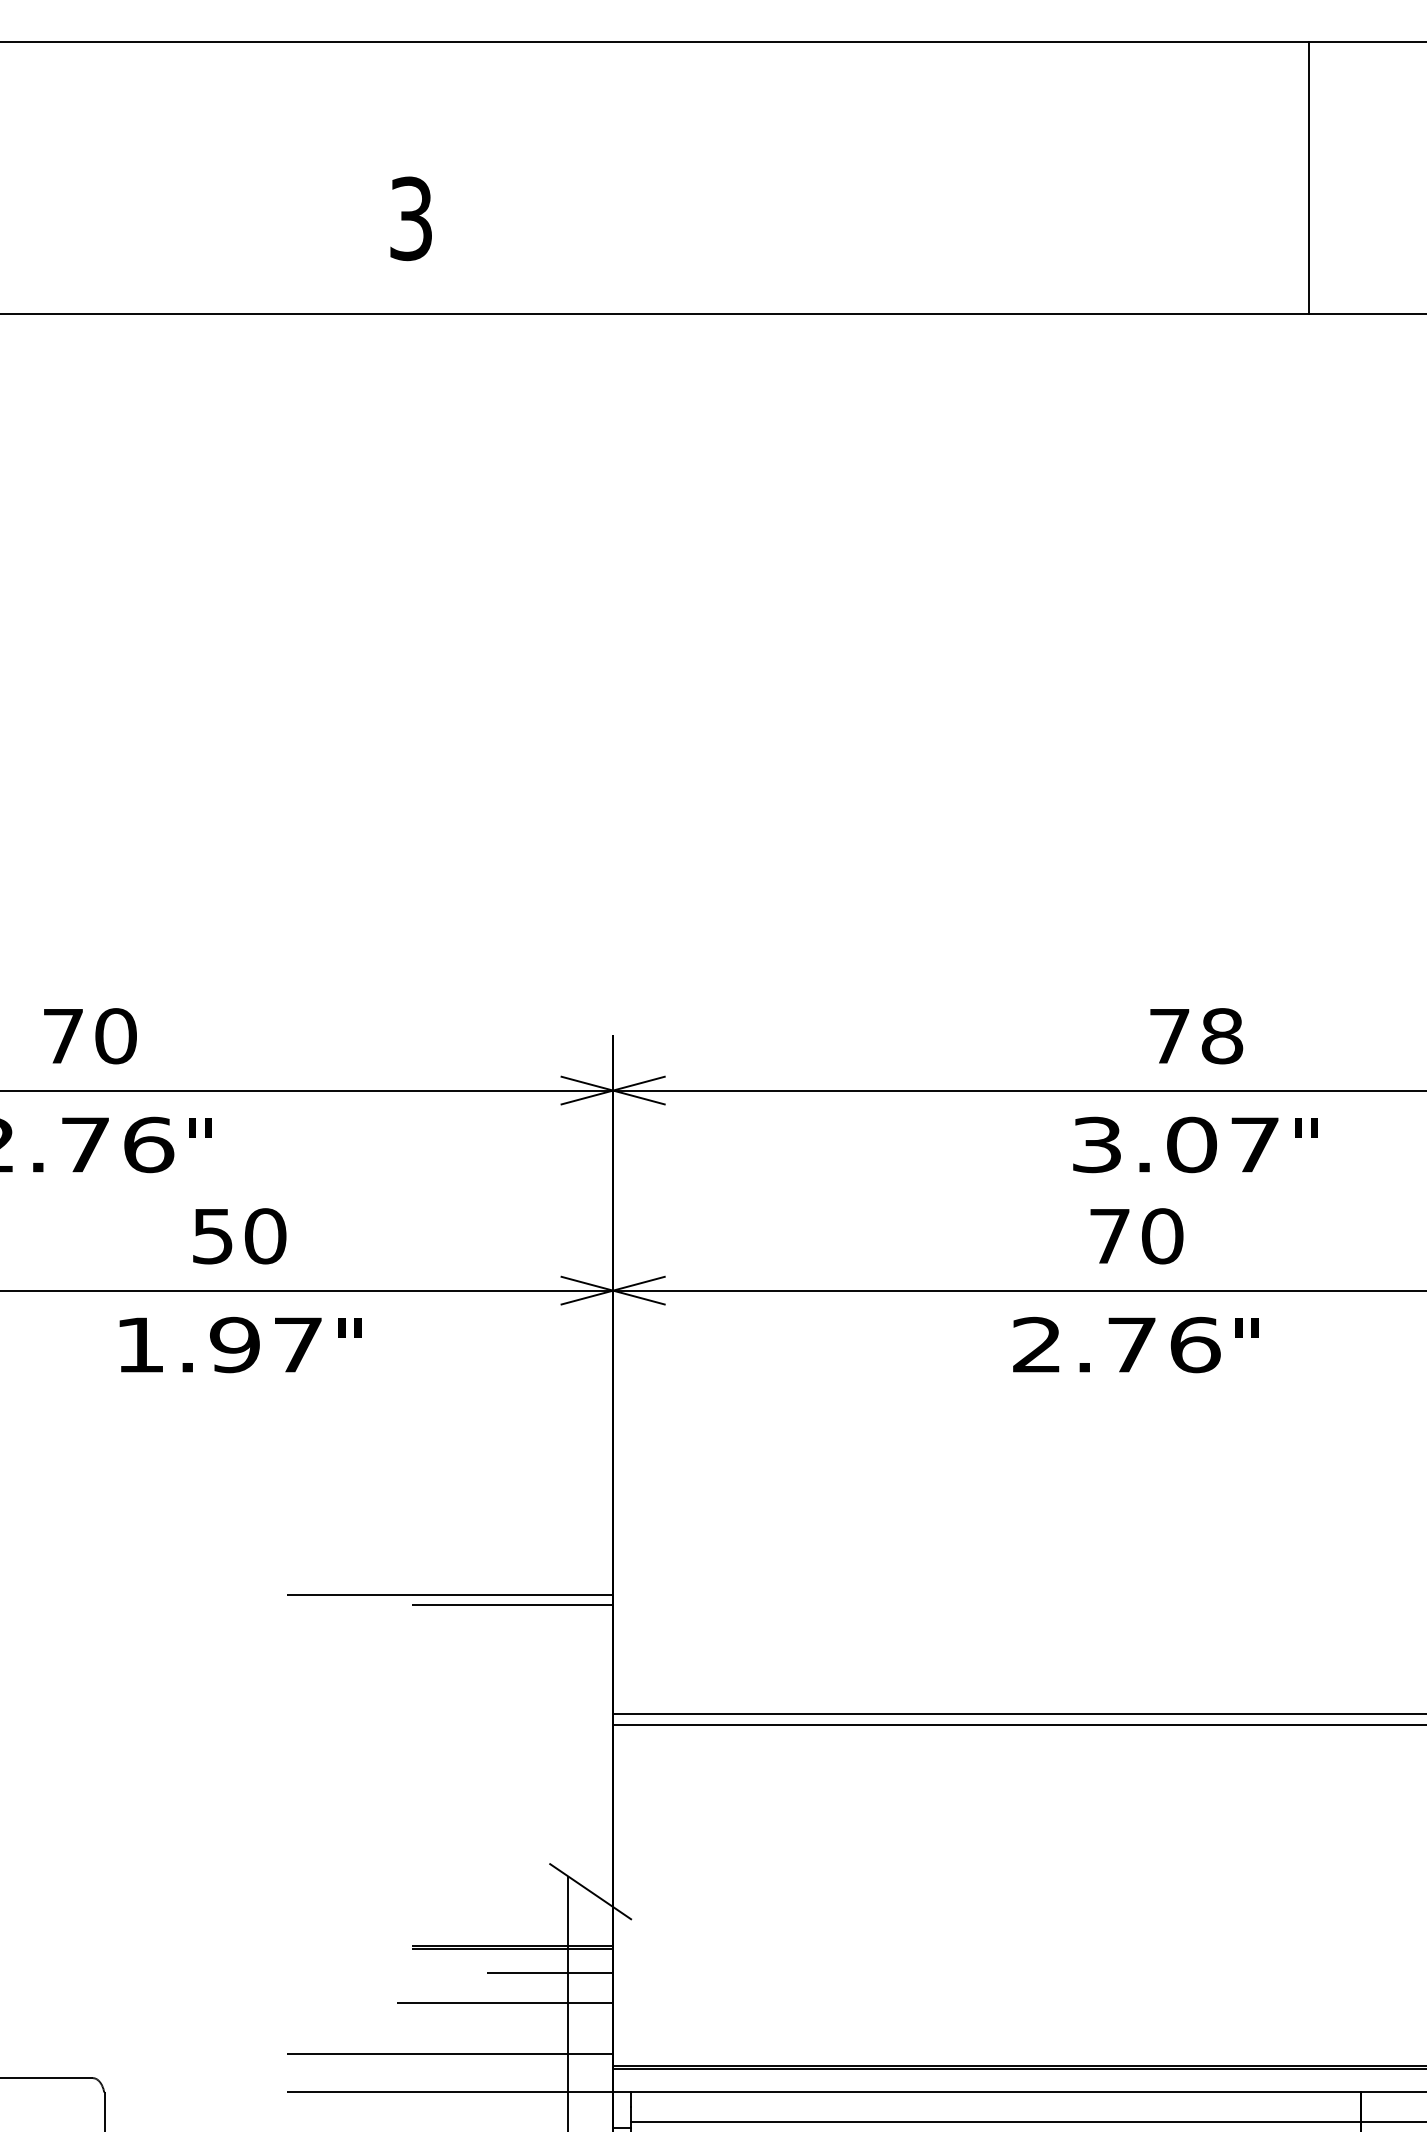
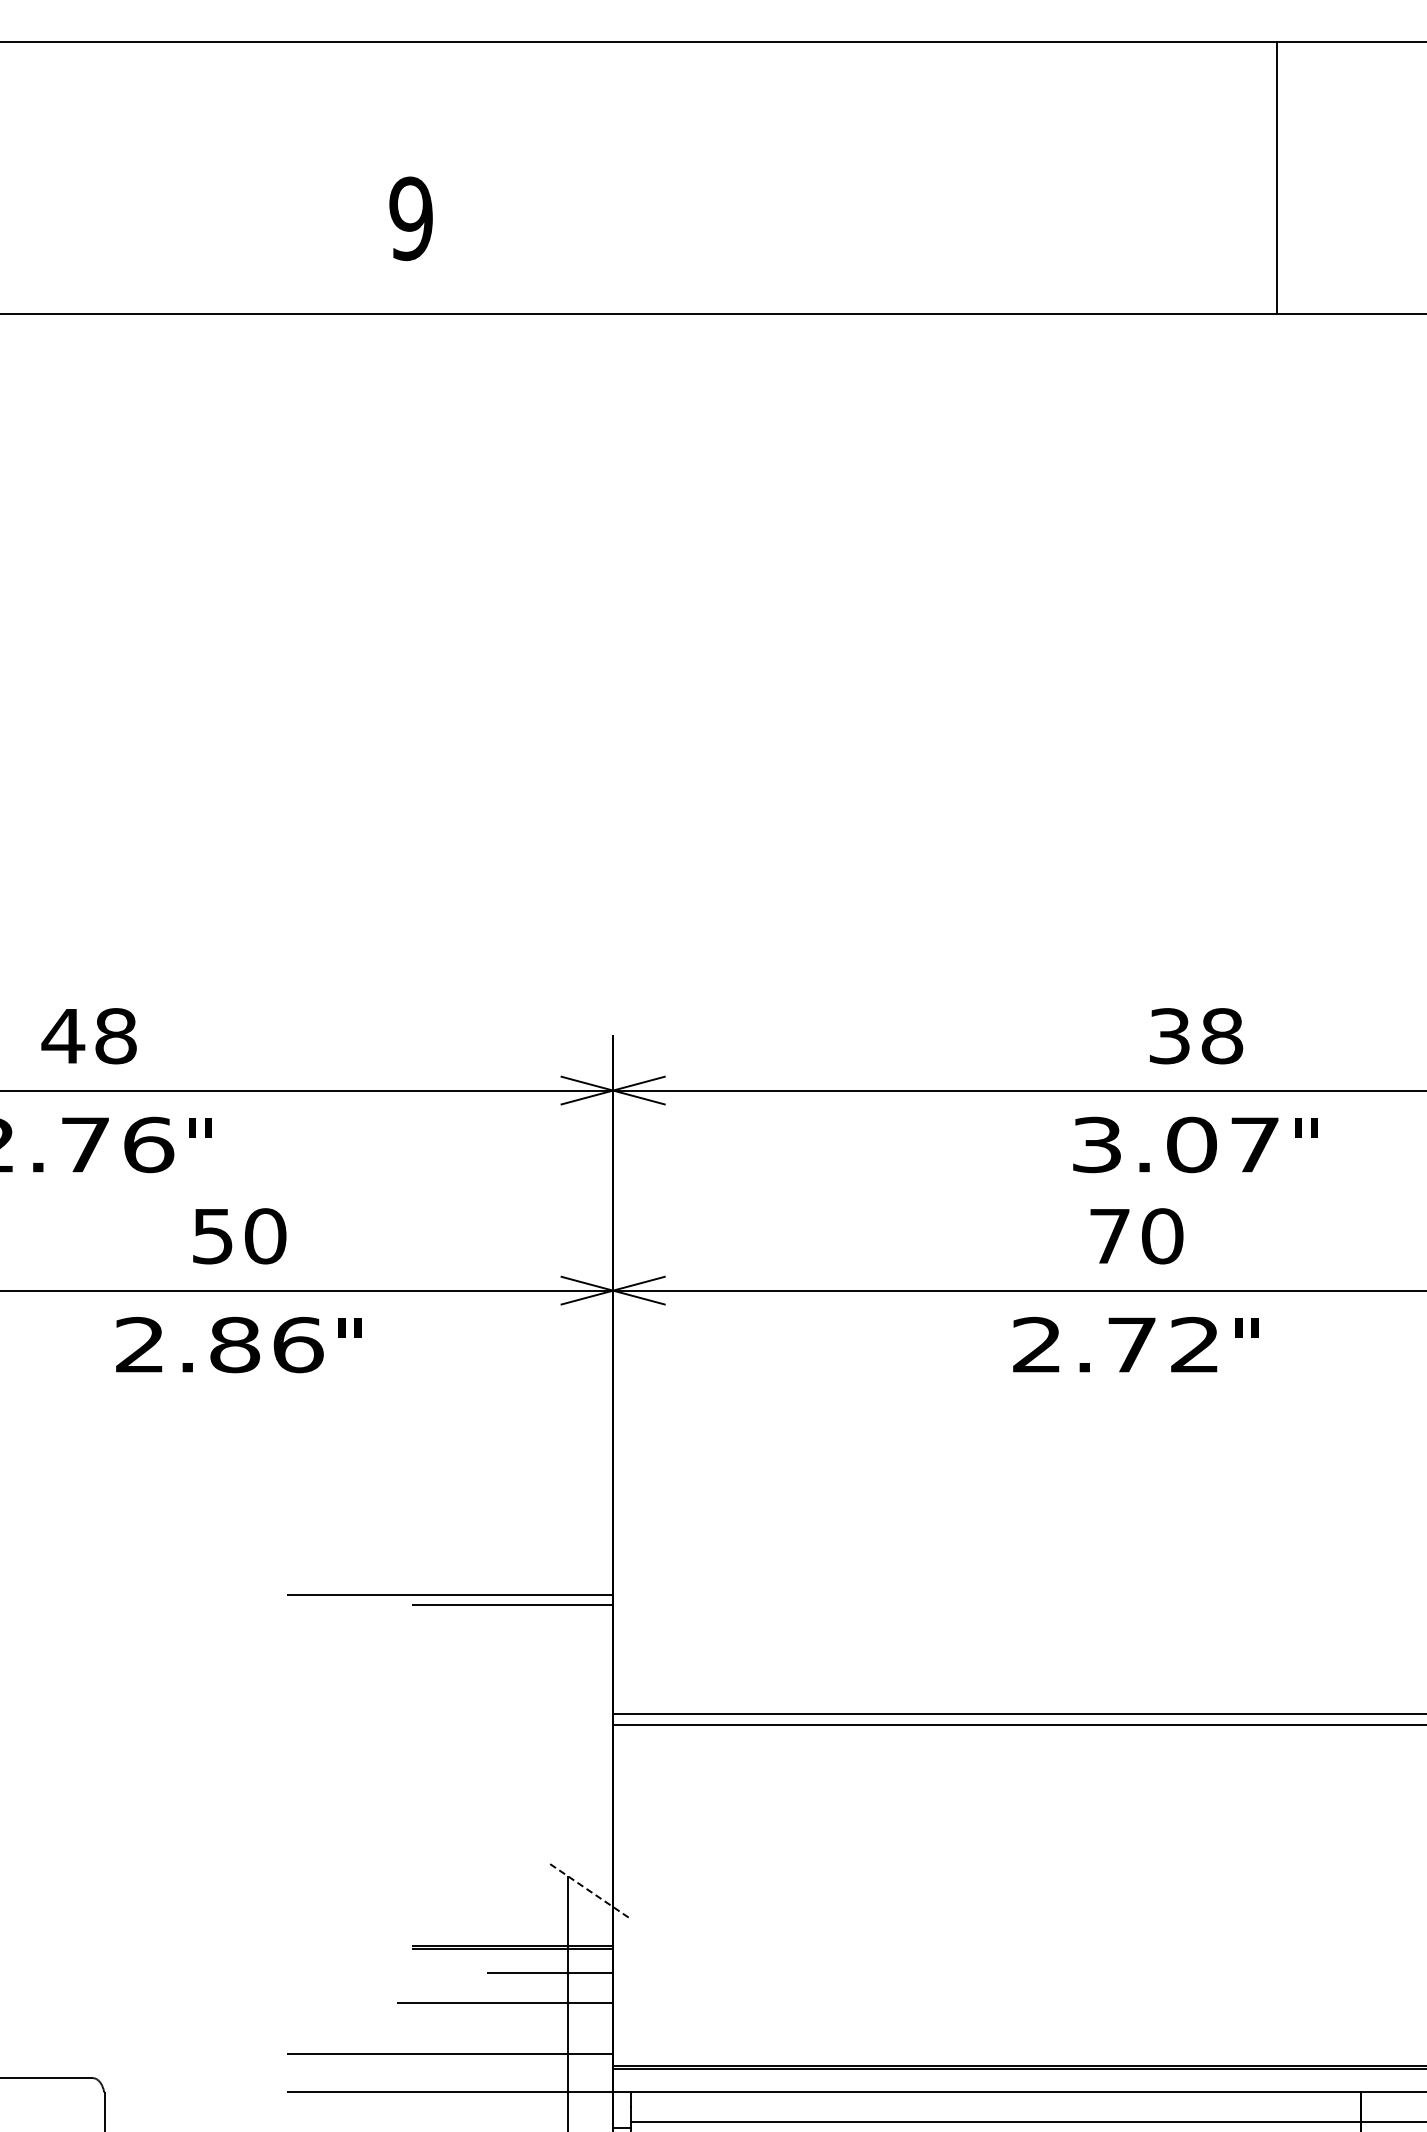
line position: (1309, 177) -> (1277, 177) (1277, 177)
text: 3 -> 9 (410, 218)
text: 70 -> 48 (88, 1036)
text: 78 -> 38 (1169, 1036)
text: 1.97 -> 2.86 (219, 1344)
text: 2.76 -> 2.72 (1195, 1344)
line: solid -> dashed (590, 1891)
